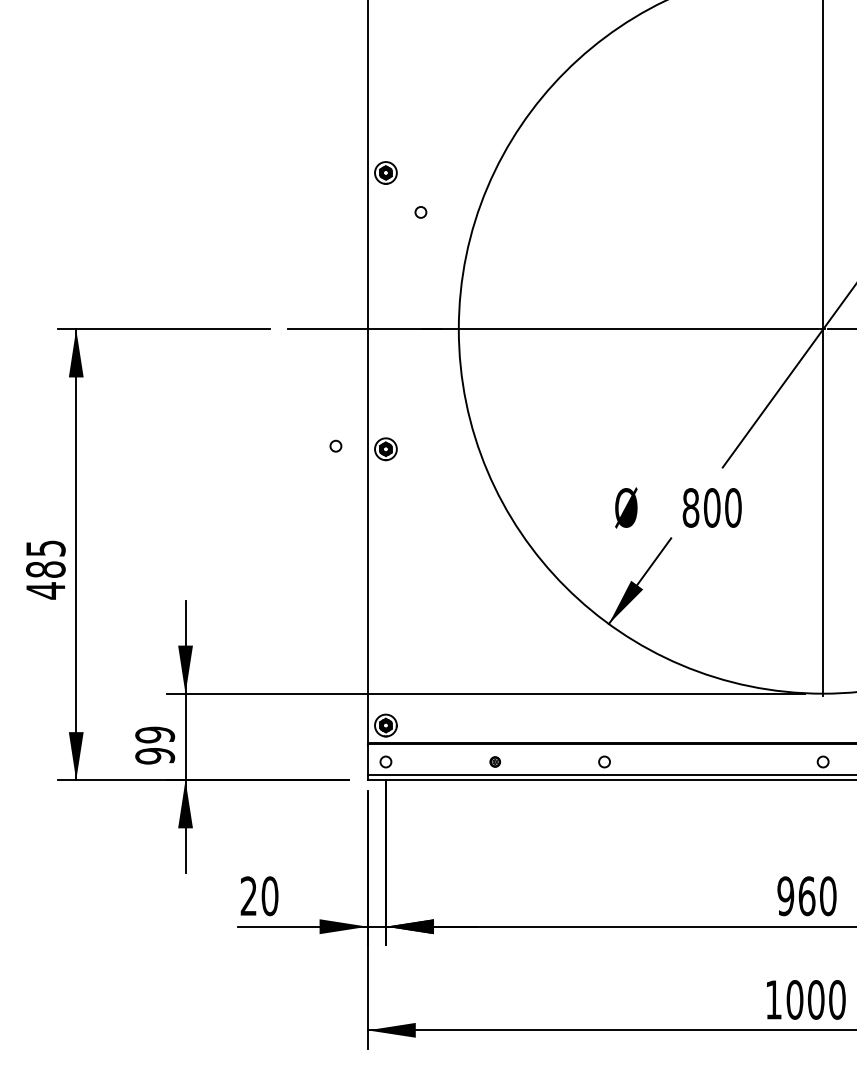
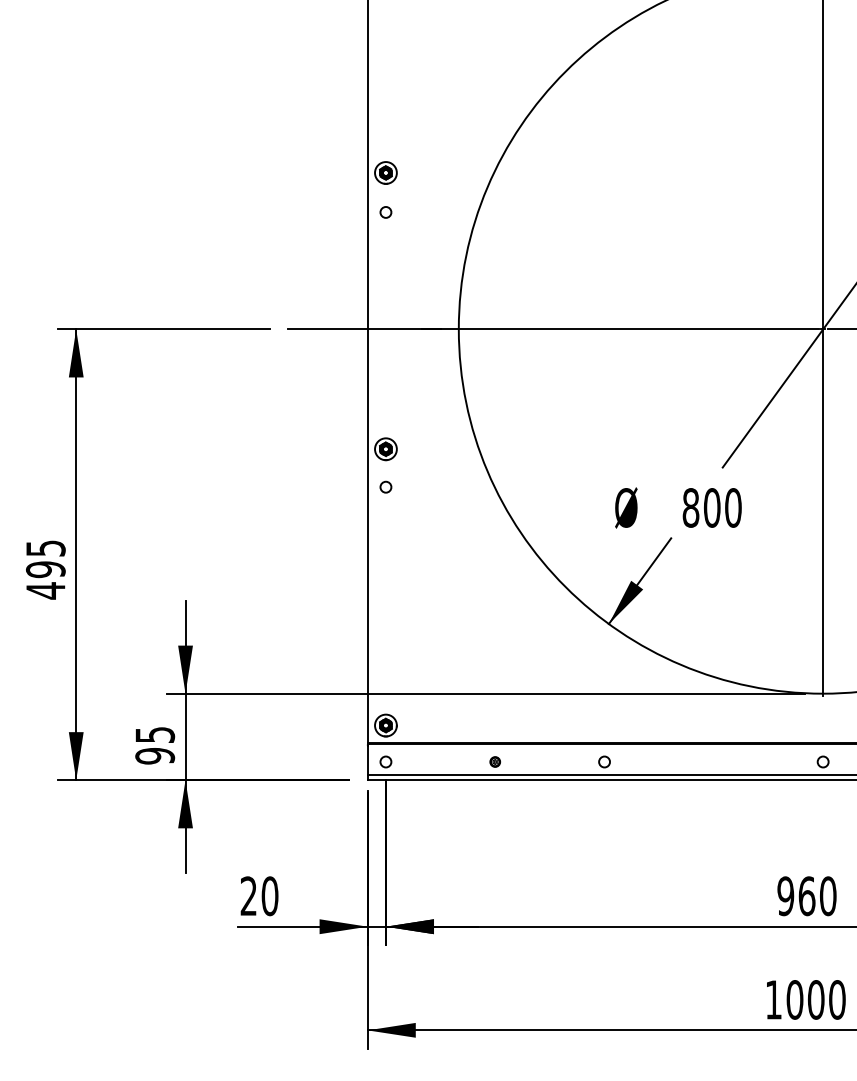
circle position: (420, 212) -> (385, 212) (385, 212)
circle position: (335, 445) -> (385, 486) (385, 486)
text: 485 -> 495 (45, 569)
text: 99 -> 95 (154, 734)
